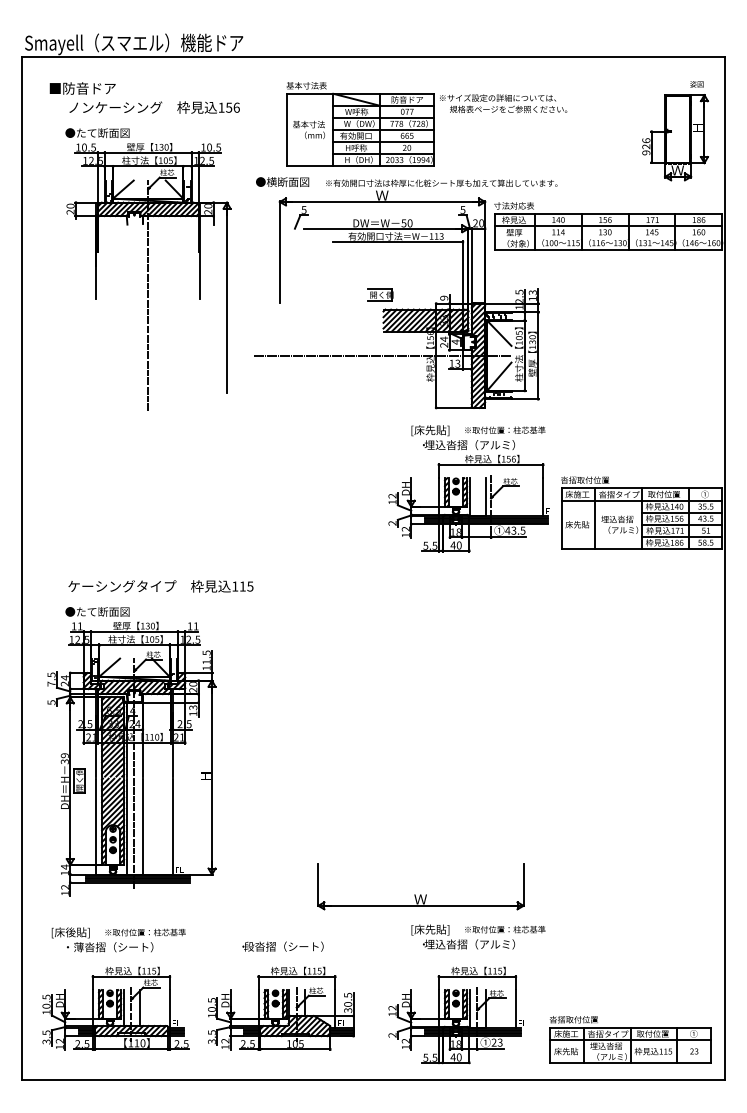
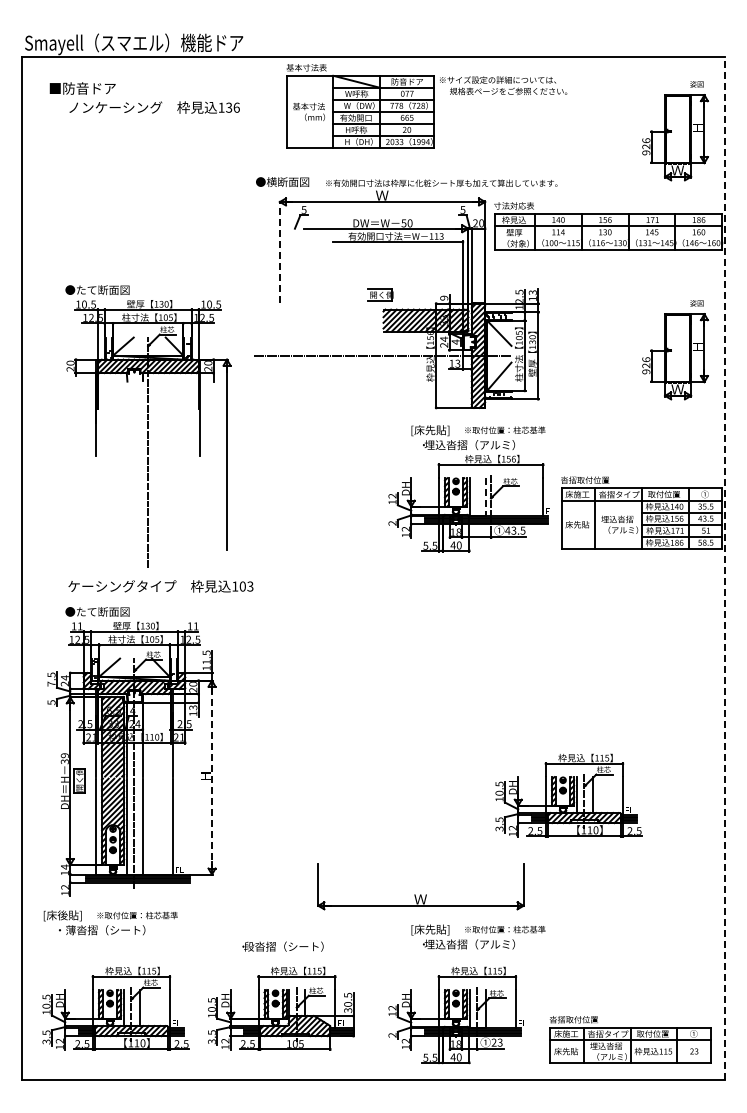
text: 156 -> 136 (229, 106)
part position: (426, 124) -> (426, 106) (426, 106)
line: solid -> dashed (279, 252)
part position: (148, 269) -> (148, 426) (148, 426)
part: none -> present (675, 350)
line: solid -> dashed (485, 497)
line: solid -> dashed (724, 567)
text: 115 -> 103 (246, 586)
line: solid -> dashed (212, 777)
part: none -> present (568, 795)
text position: (118, 939) -> (110, 922) (110, 922)
